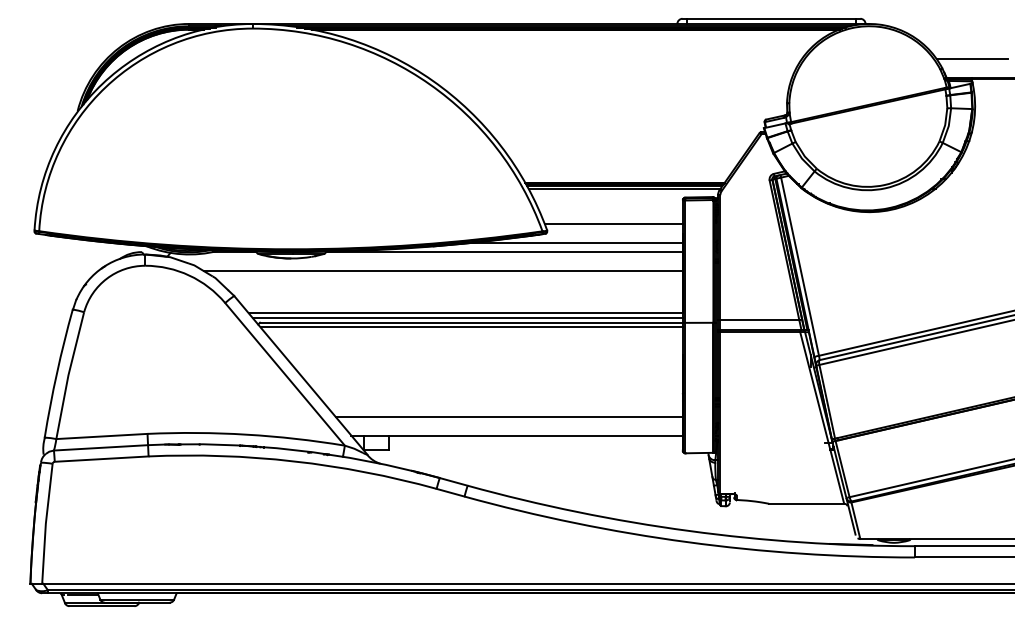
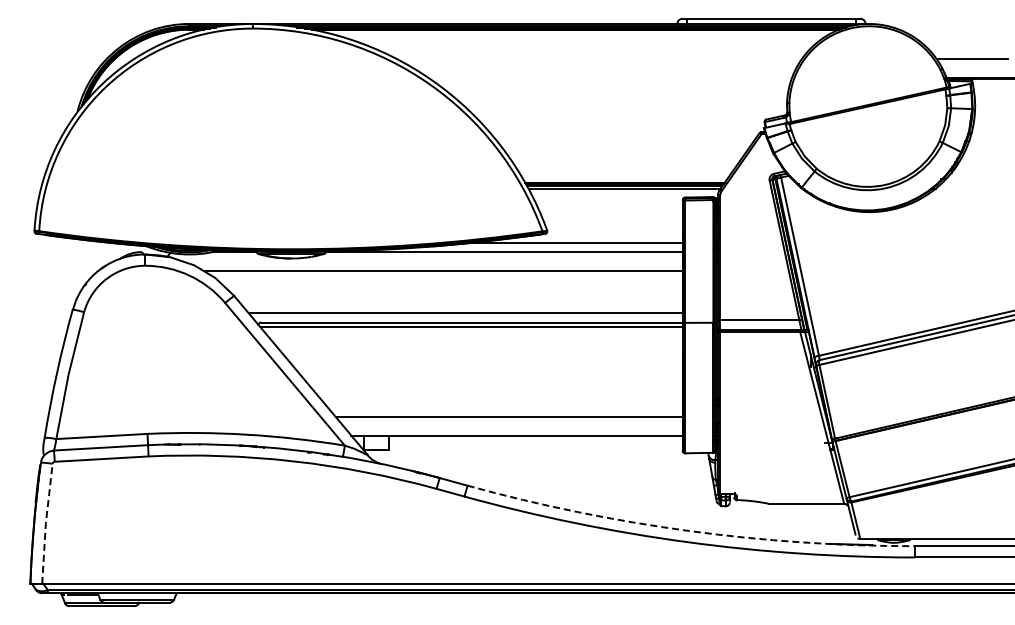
line: present -> none (613, 223)
line: present -> none (467, 318)
line: solid -> dashed (45, 523)
arc: solid -> dashed (689, 531)
